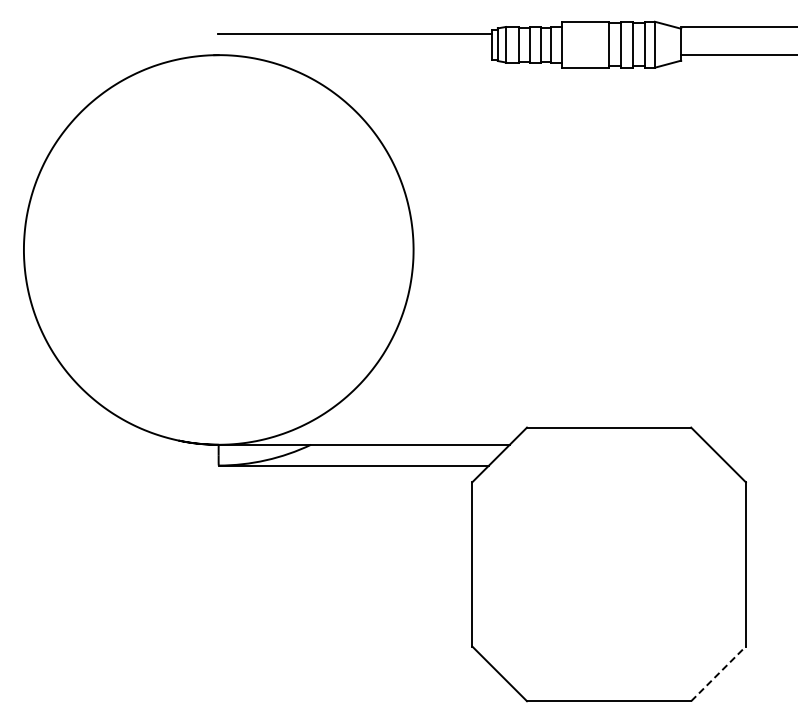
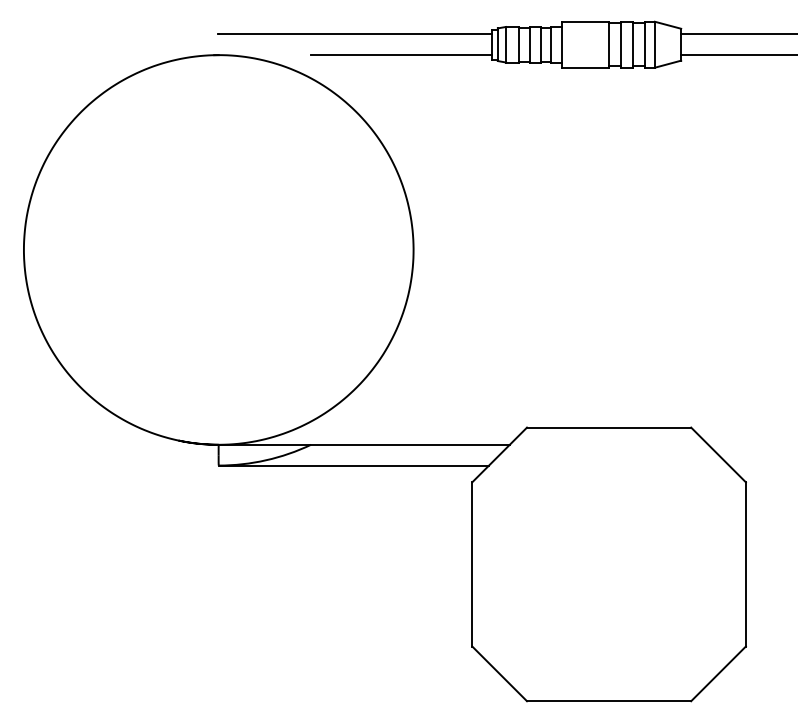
line position: (737, 27) -> (737, 34) (737, 34)
line: none -> present (401, 55)
line: dashed -> solid (718, 673)
